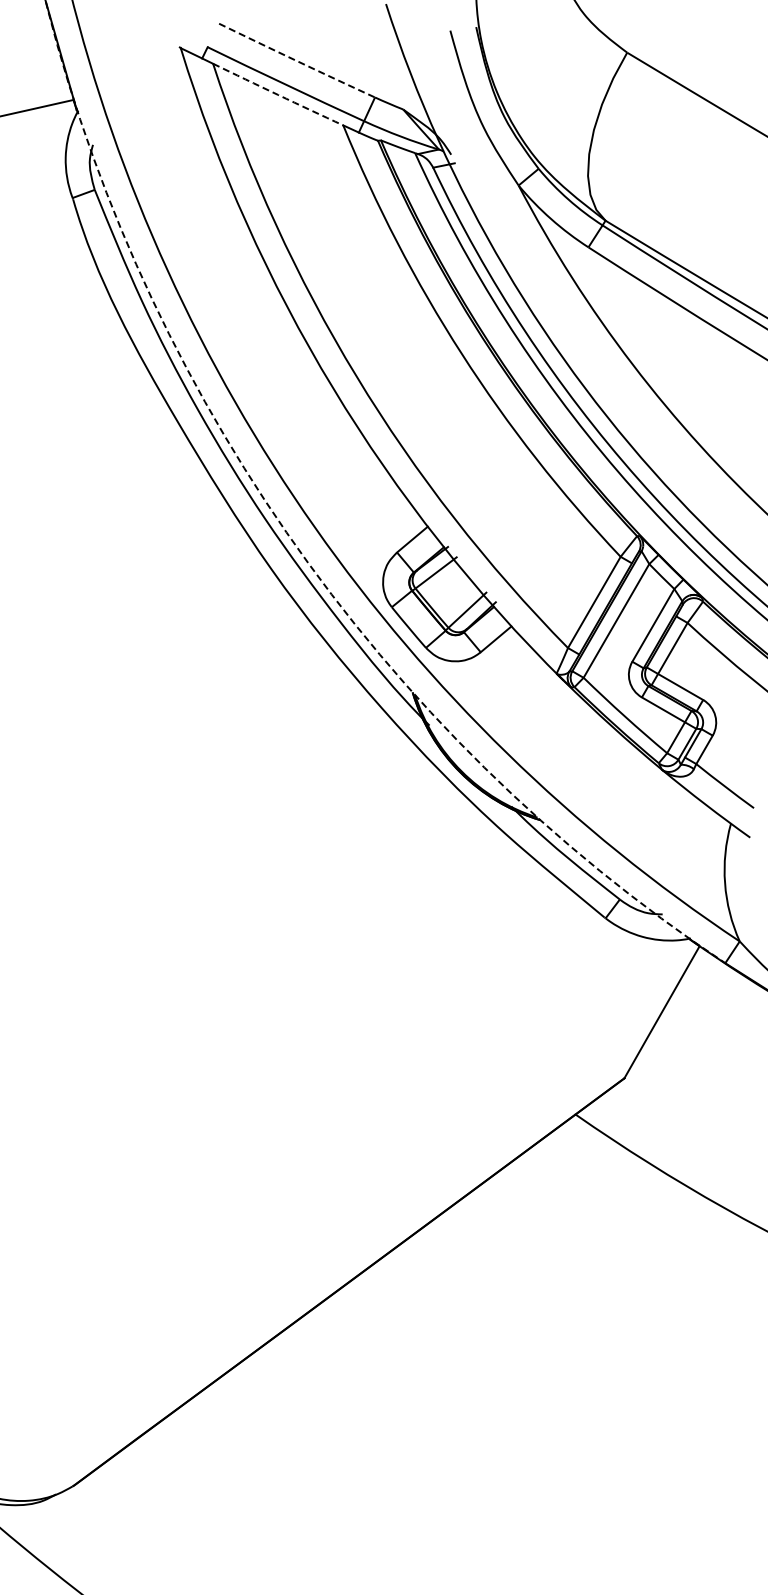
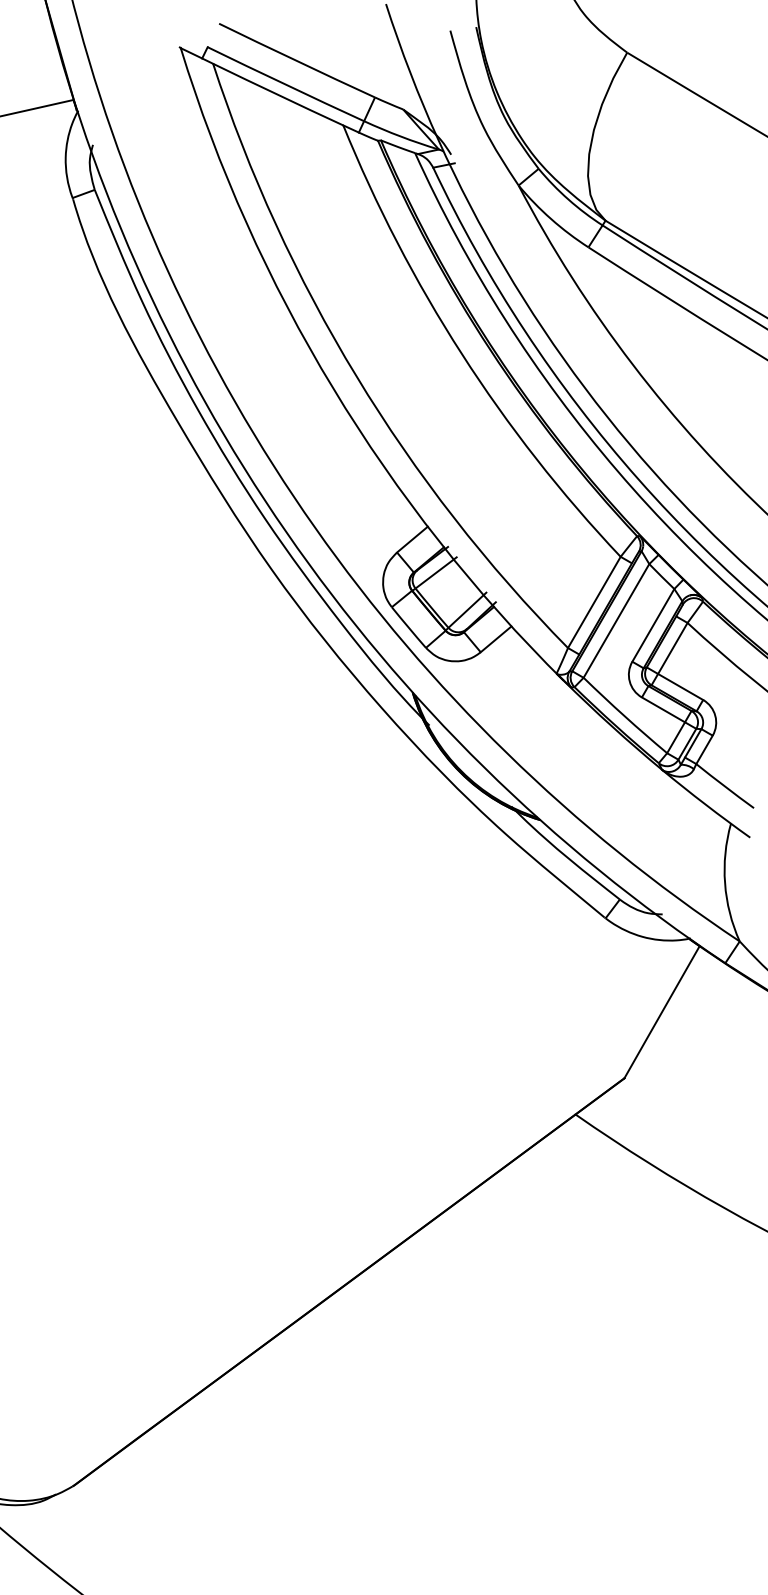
arc: dashed -> solid (296, 61)
arc: dashed -> solid (278, 94)
arc: dashed -> solid (295, 545)
